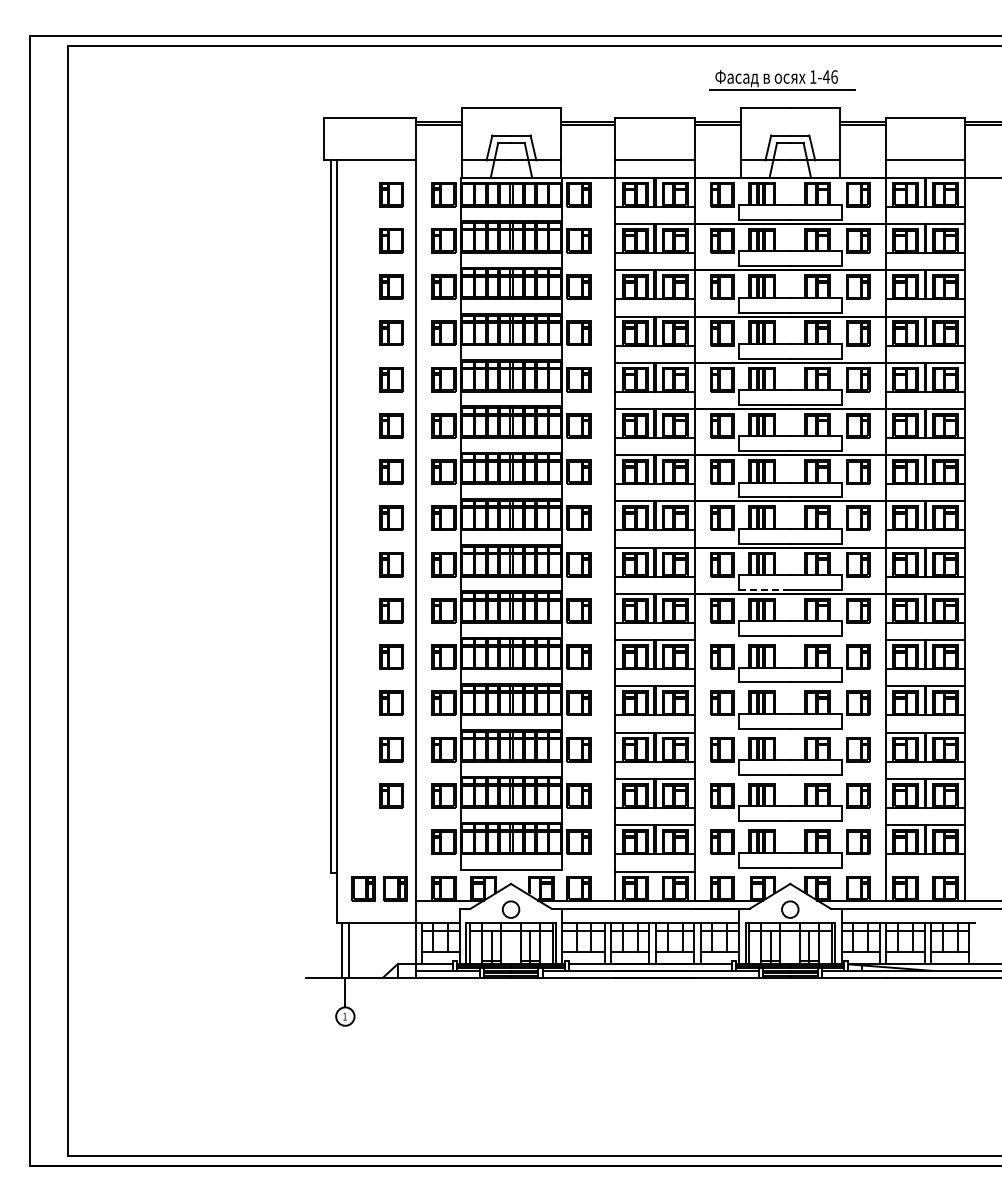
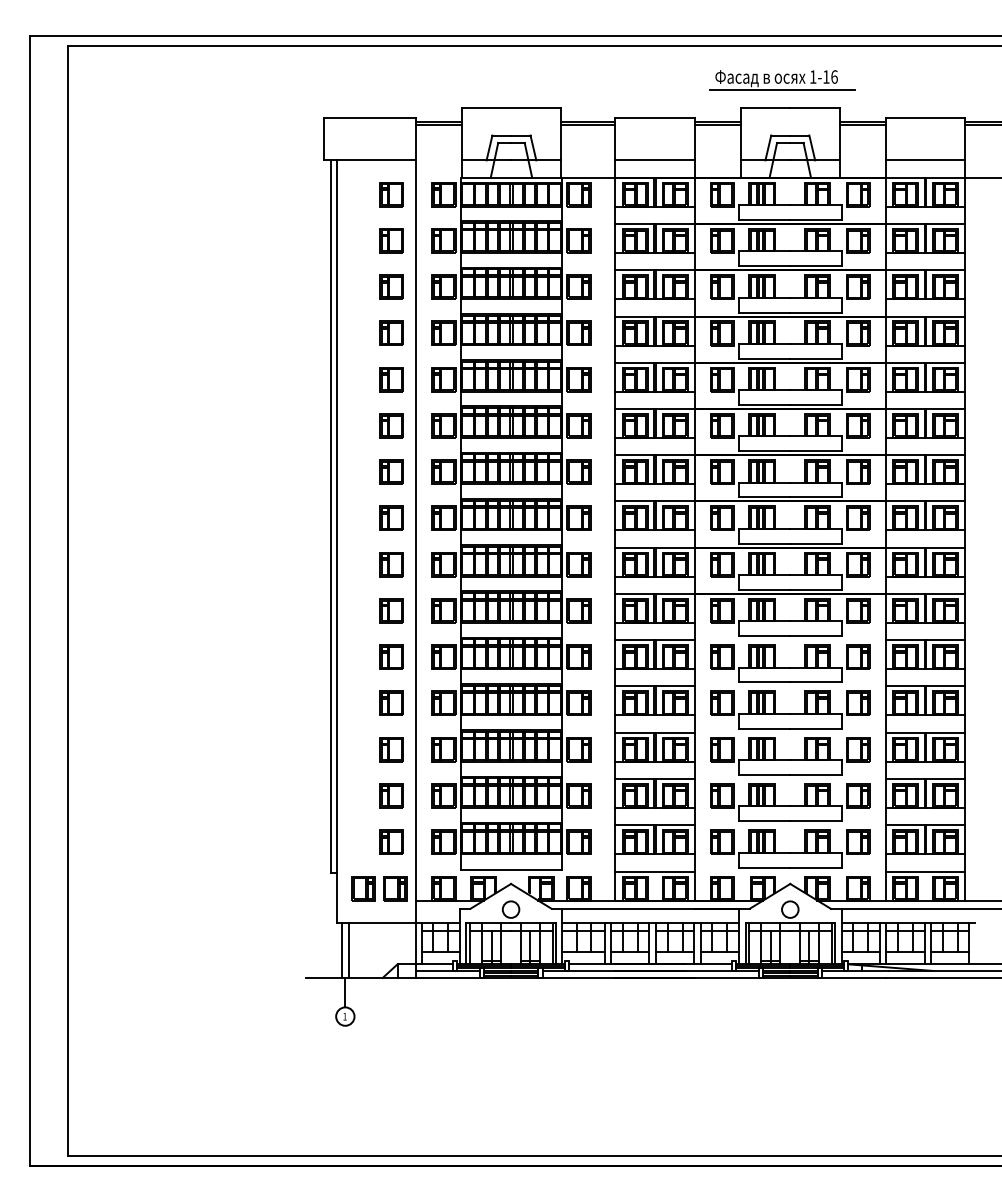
text: 1-46 -> 1-16 (825, 76)
line: dashed -> solid (764, 589)
part: none -> present (391, 841)
line: none -> present (925, 871)
